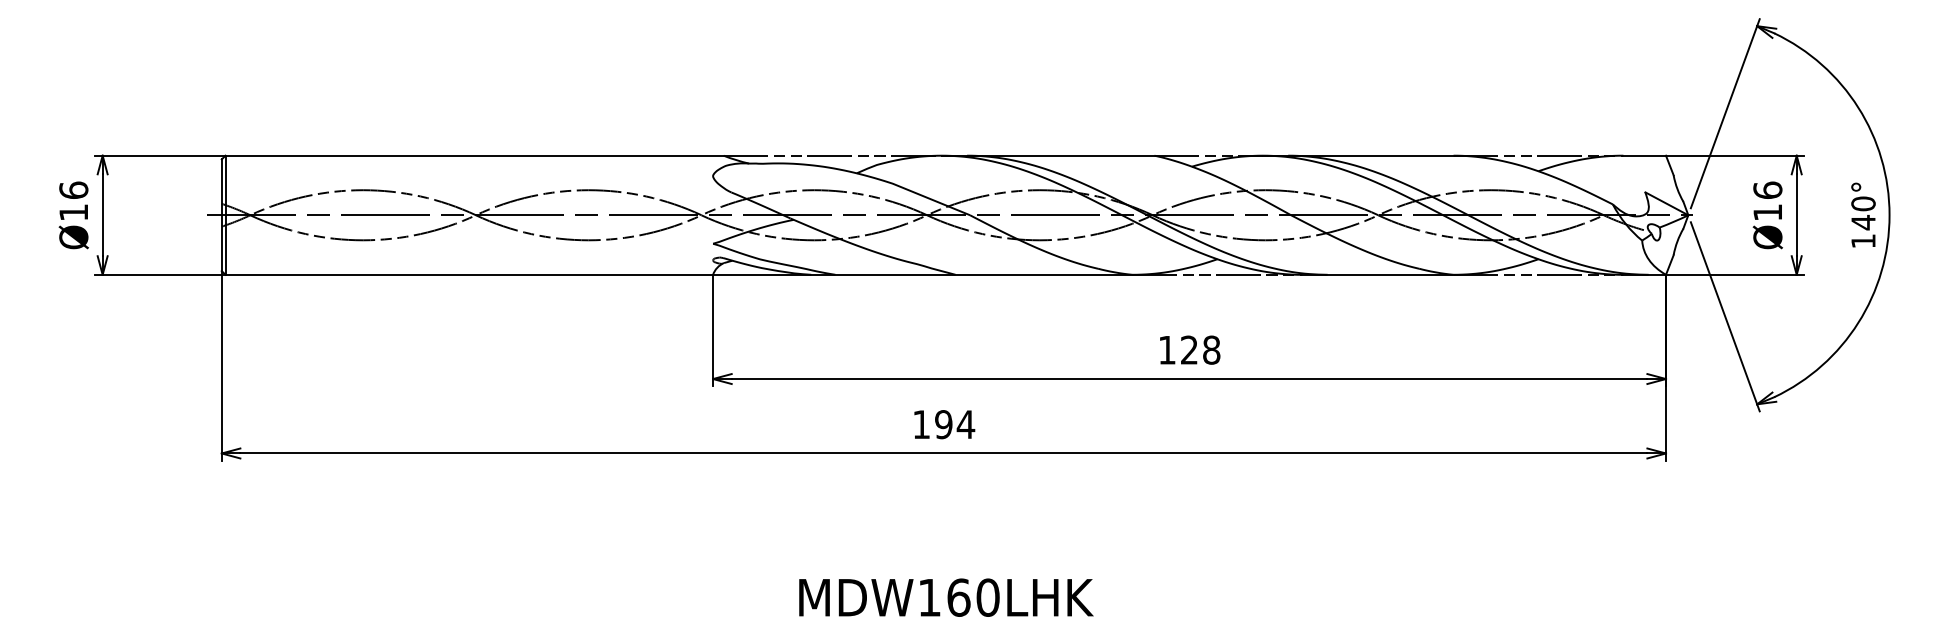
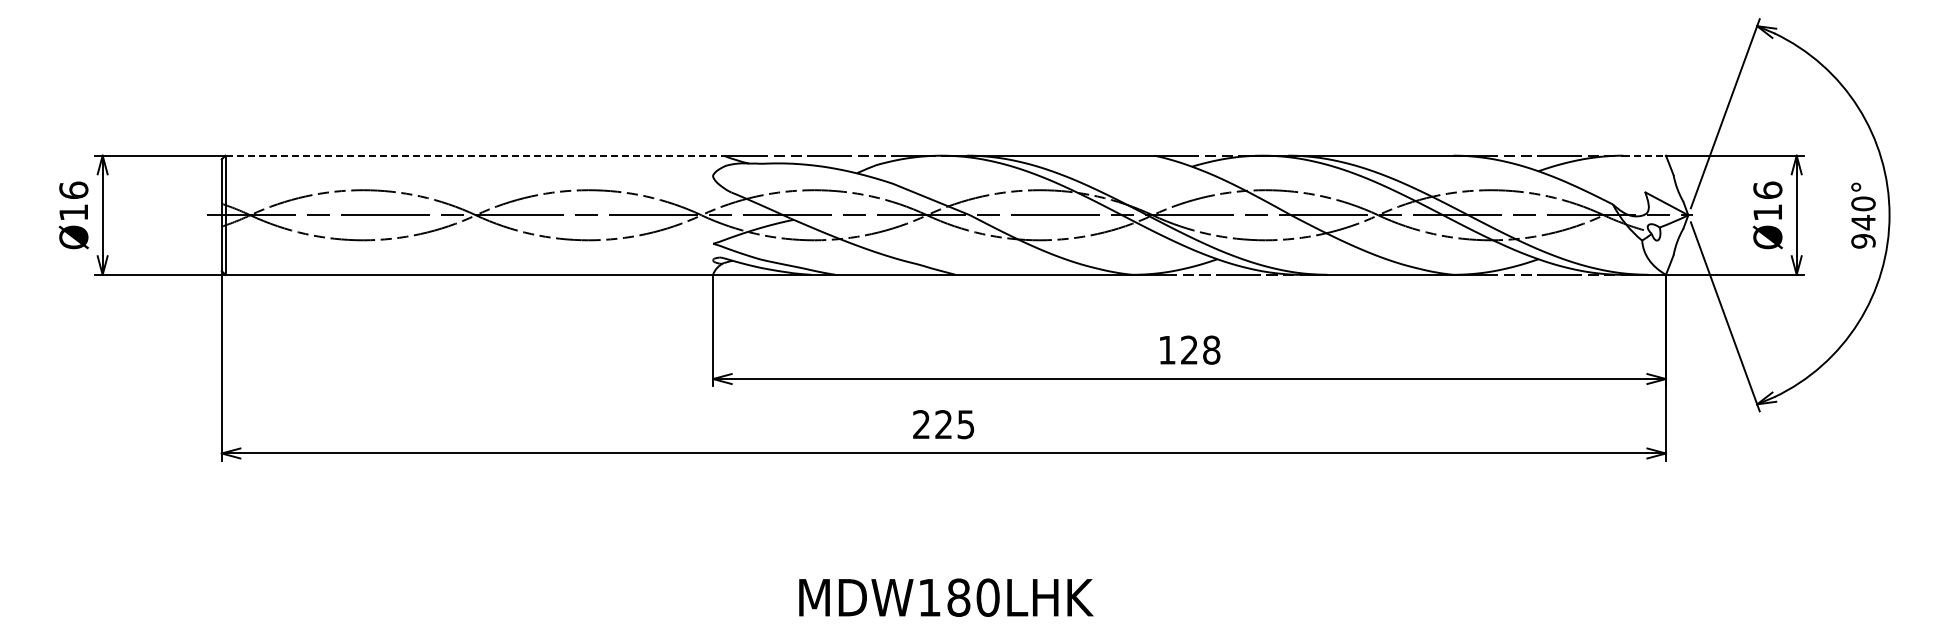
line: solid -> dashed (475, 155)
line: solid -> dashed (1645, 155)
text: 140° -> 940° (1863, 241)
text: 194 -> 225 (944, 424)
text: MDW160LHK -> MDW180LHK (958, 597)
